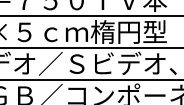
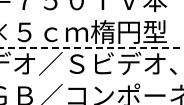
line: present -> none (91, 16)
line: solid -> dashed (92, 48)
line: present -> none (91, 80)
